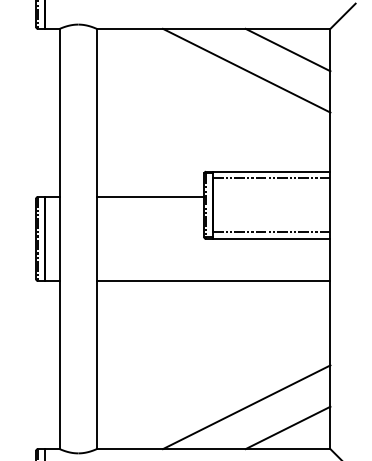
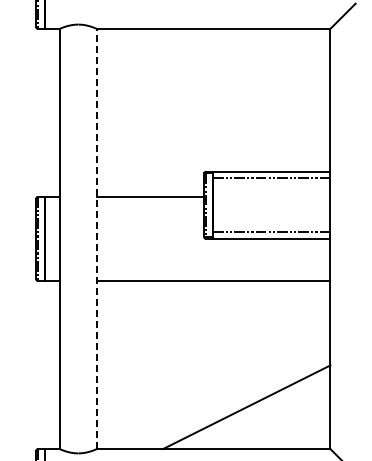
line: present -> none (287, 49)
line: present -> none (246, 70)
line: solid -> dashed (96, 238)
line: present -> none (287, 427)
